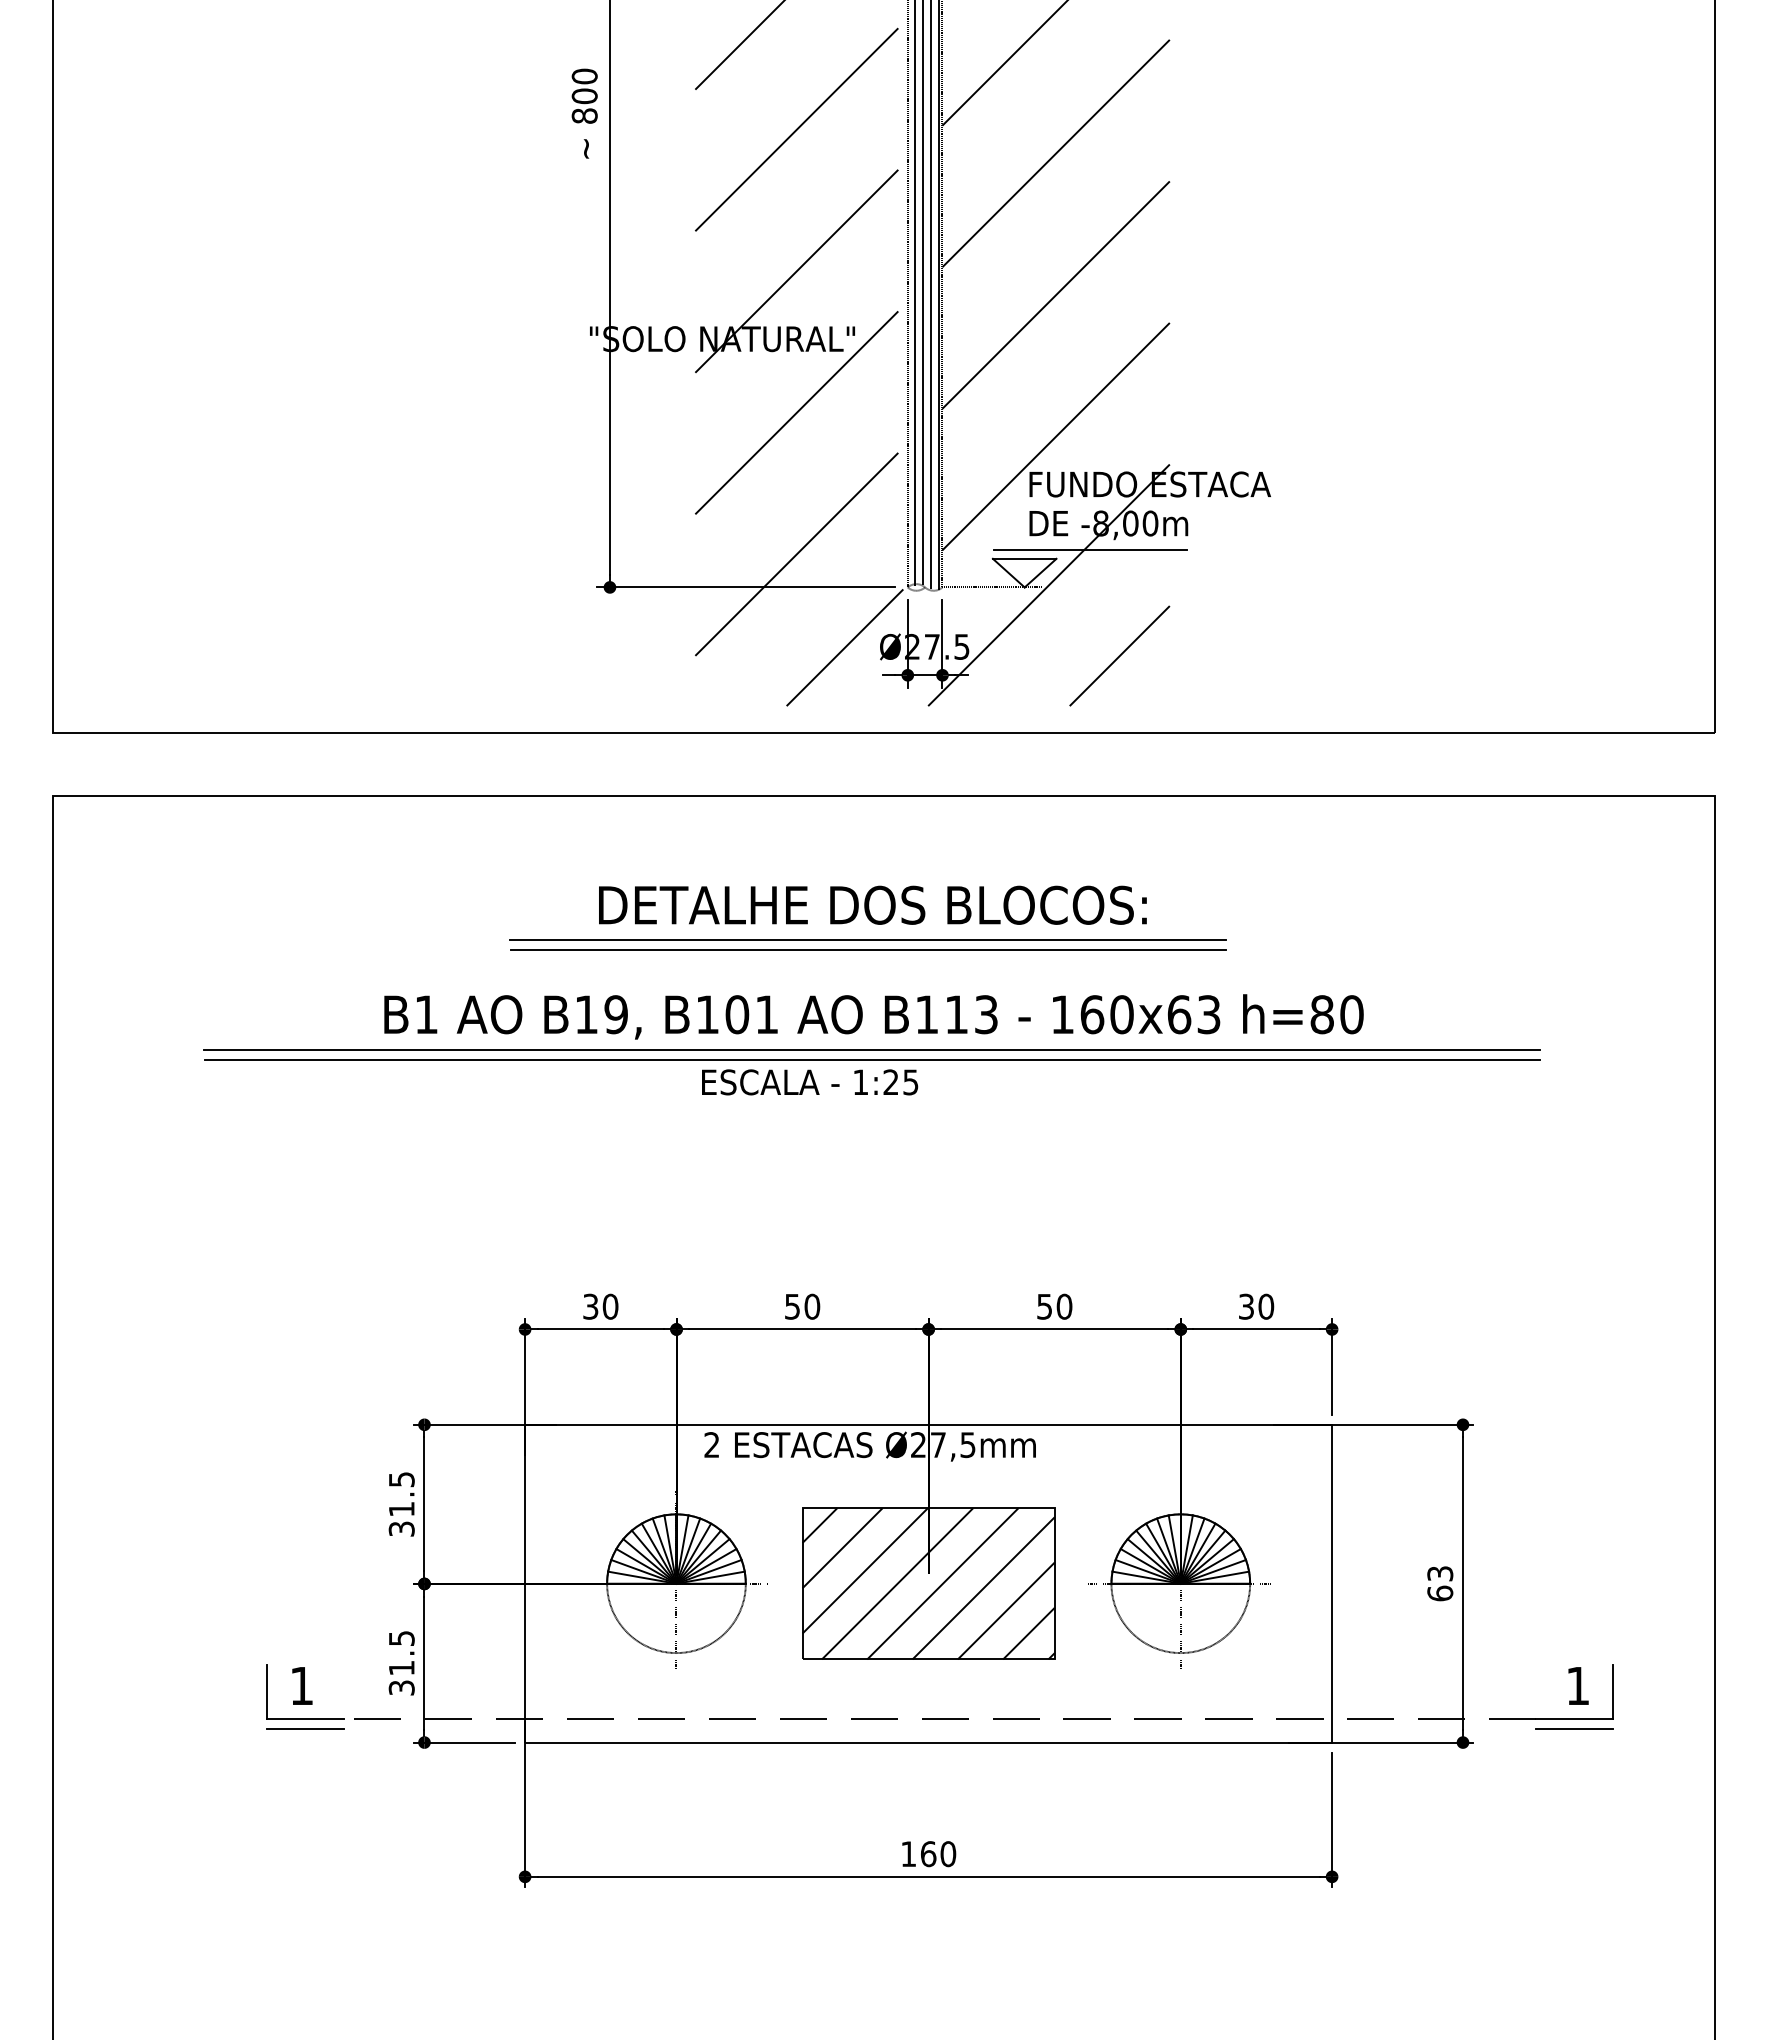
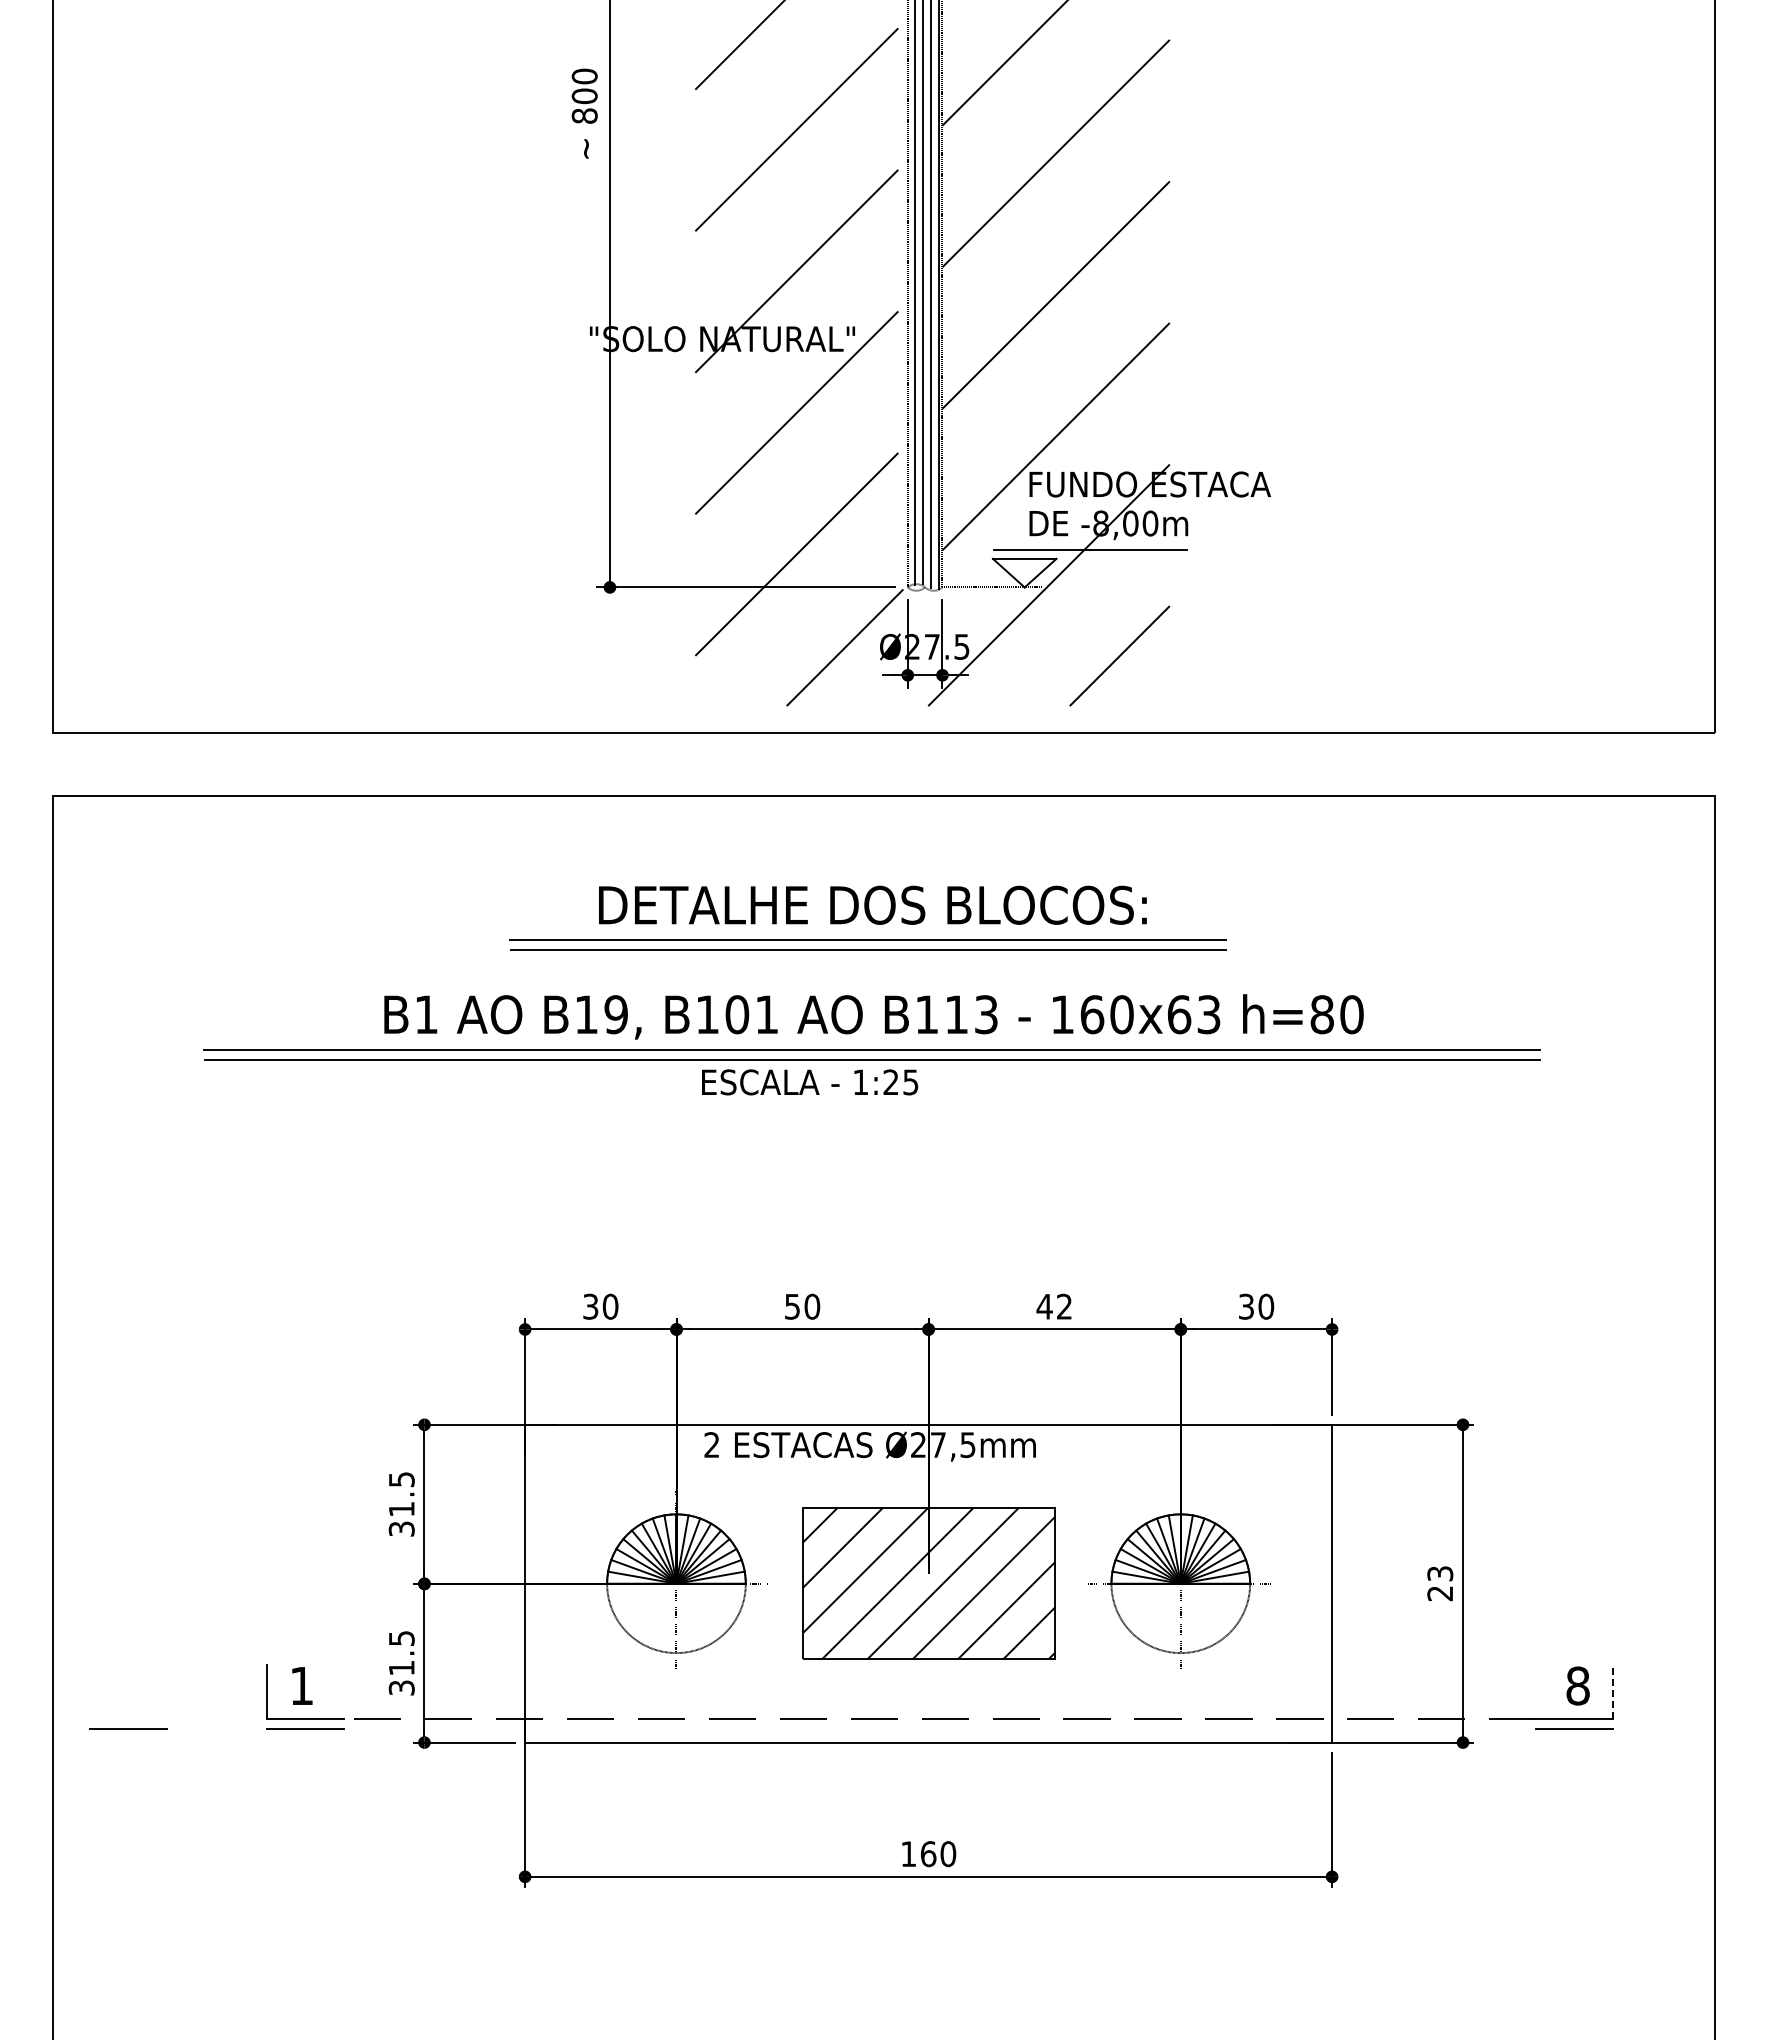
text: 50 -> 42 (1054, 1306)
text: 63 -> 23 (1440, 1593)
text: 1 -> 8 (1577, 1685)
line: solid -> dashed (1612, 1691)
line: none -> present (128, 1728)
